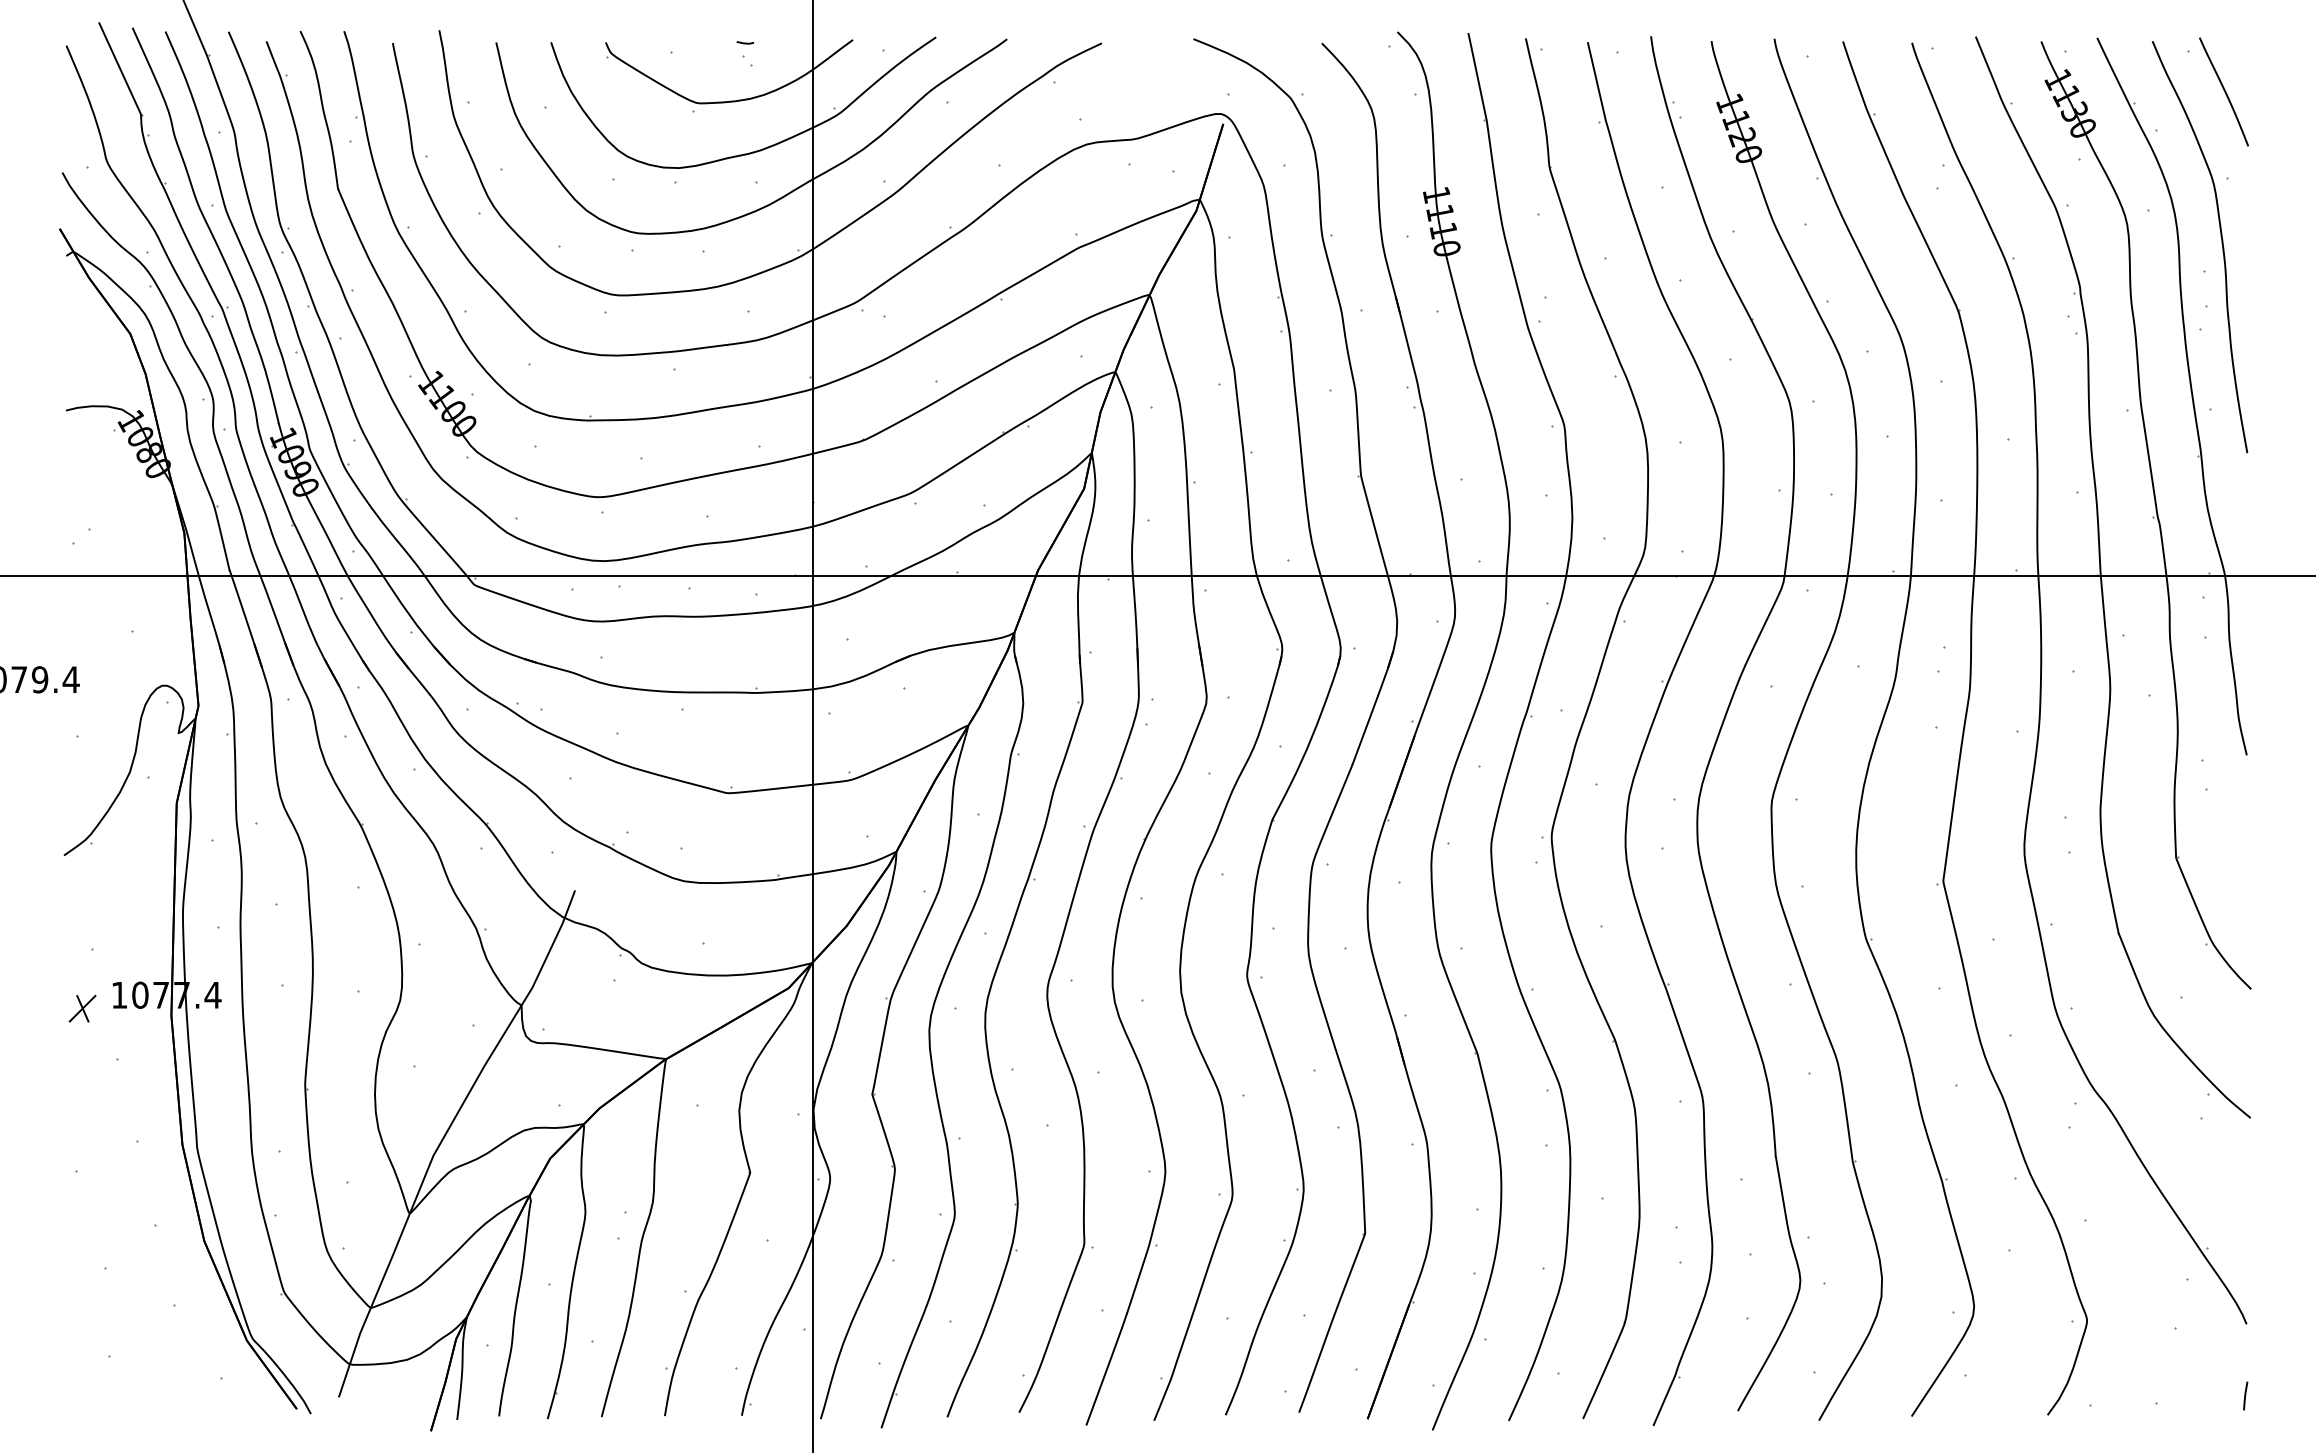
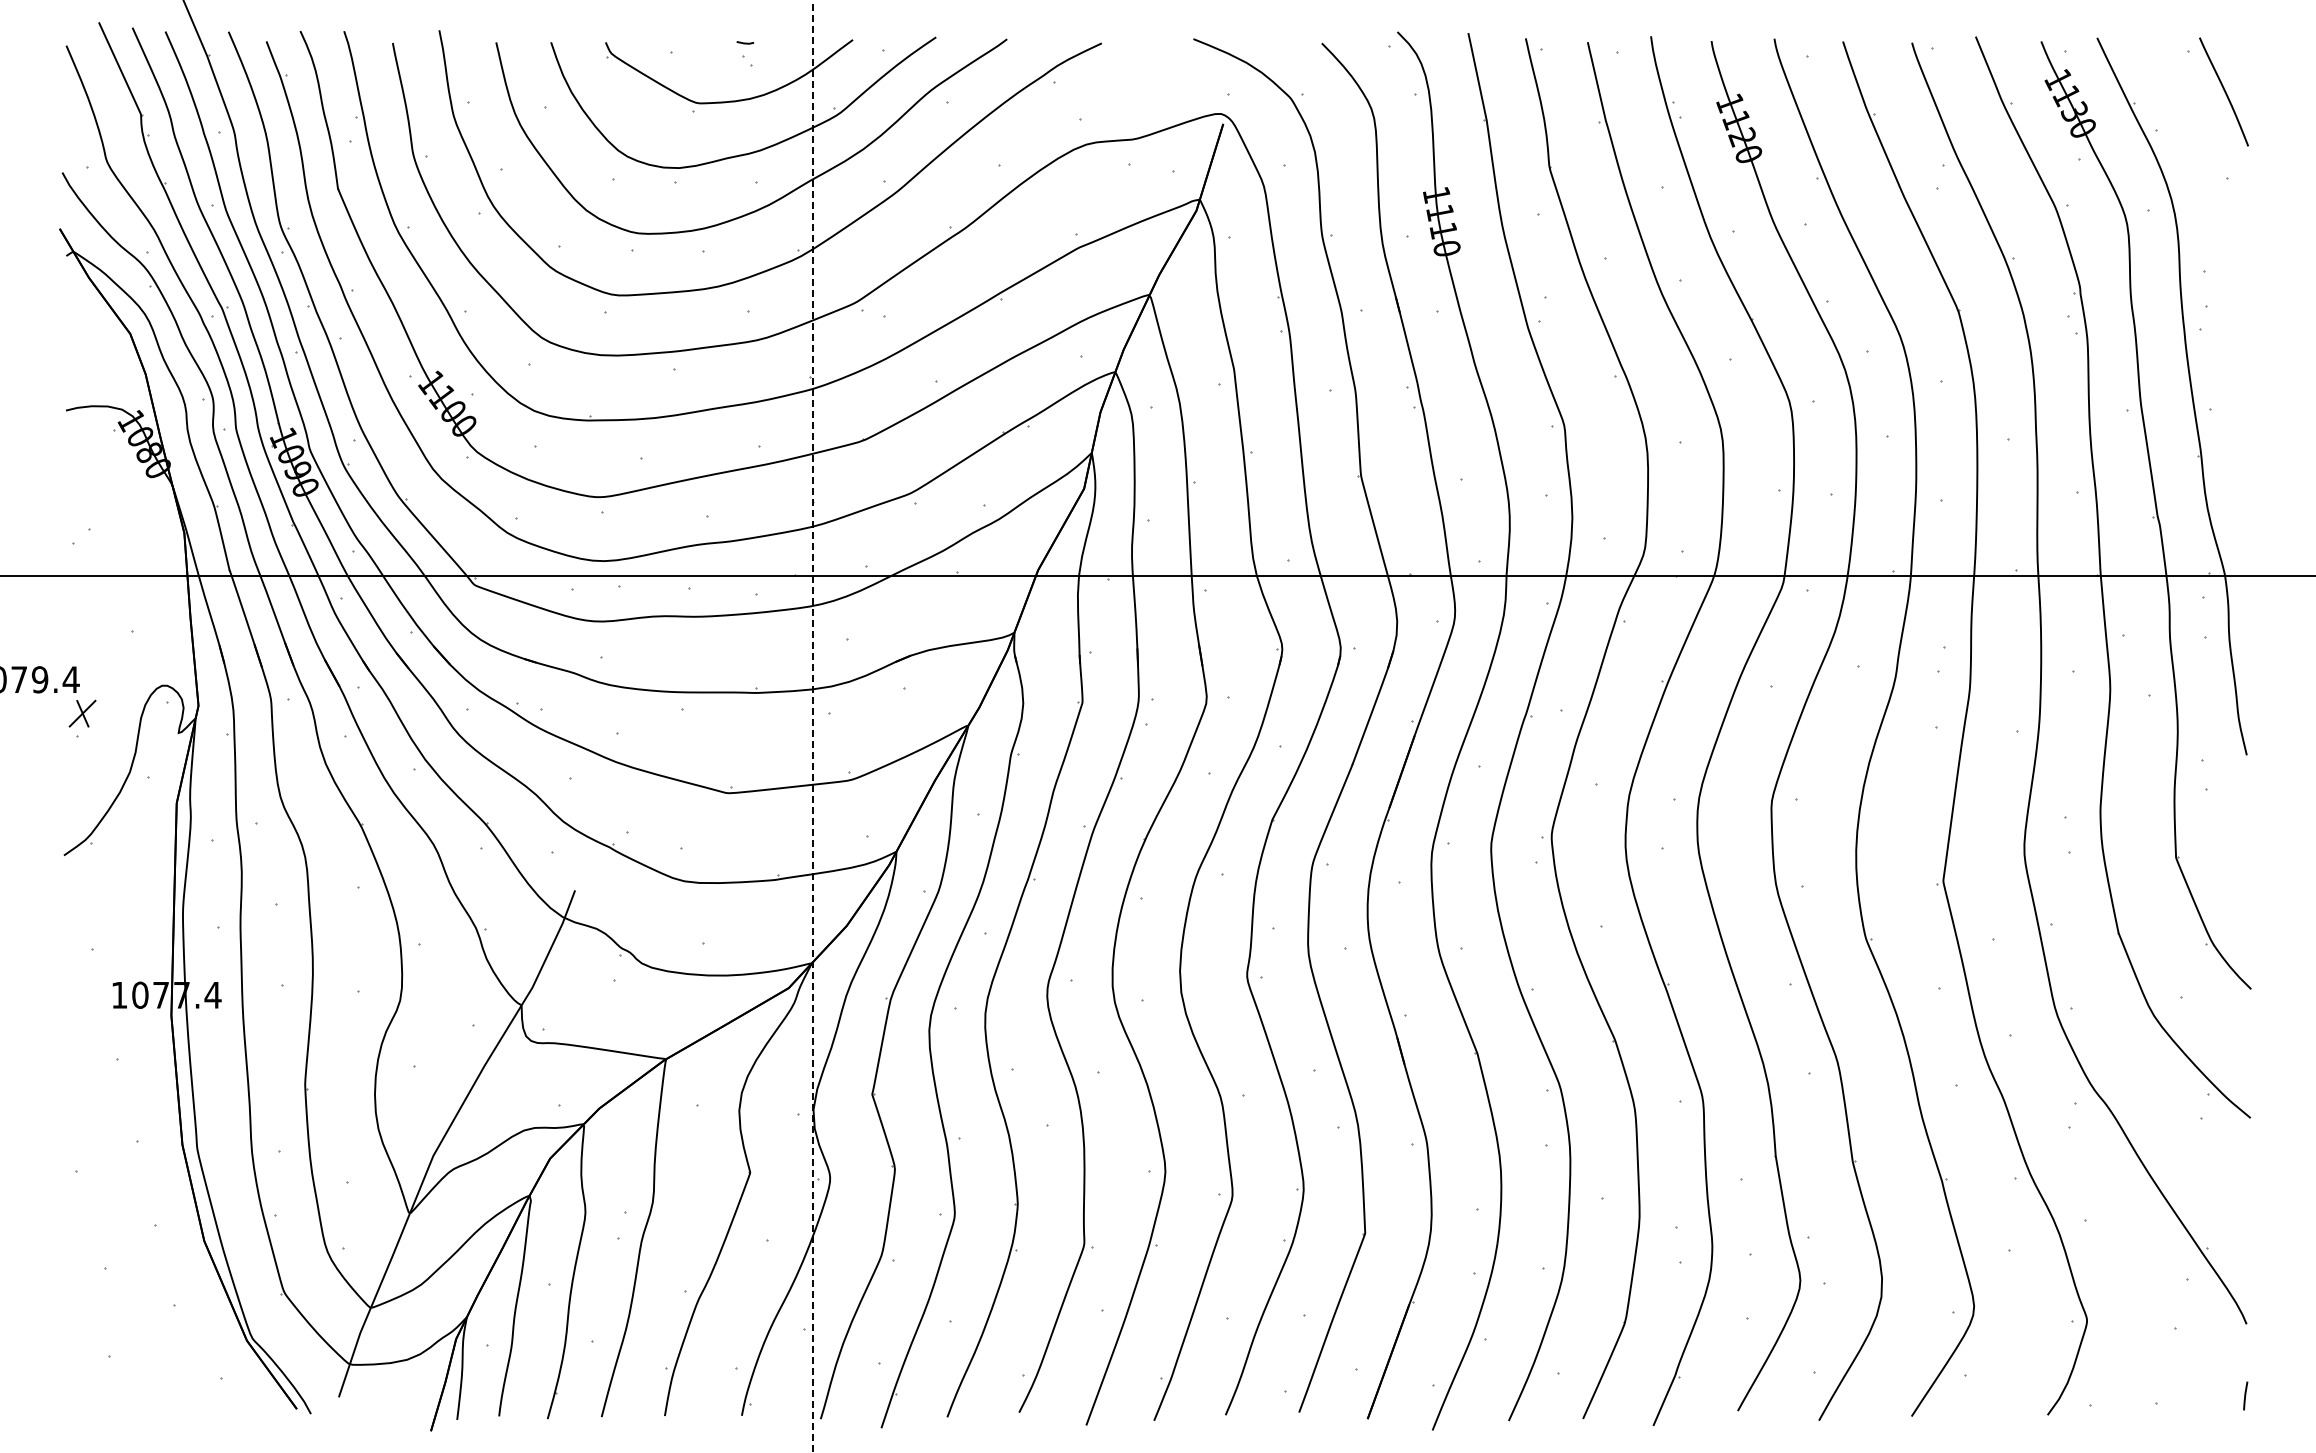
curve: present -> none (2221, 244)
line: solid -> dashed (813, 726)
part position: (82, 1008) -> (82, 713) (82, 713)
